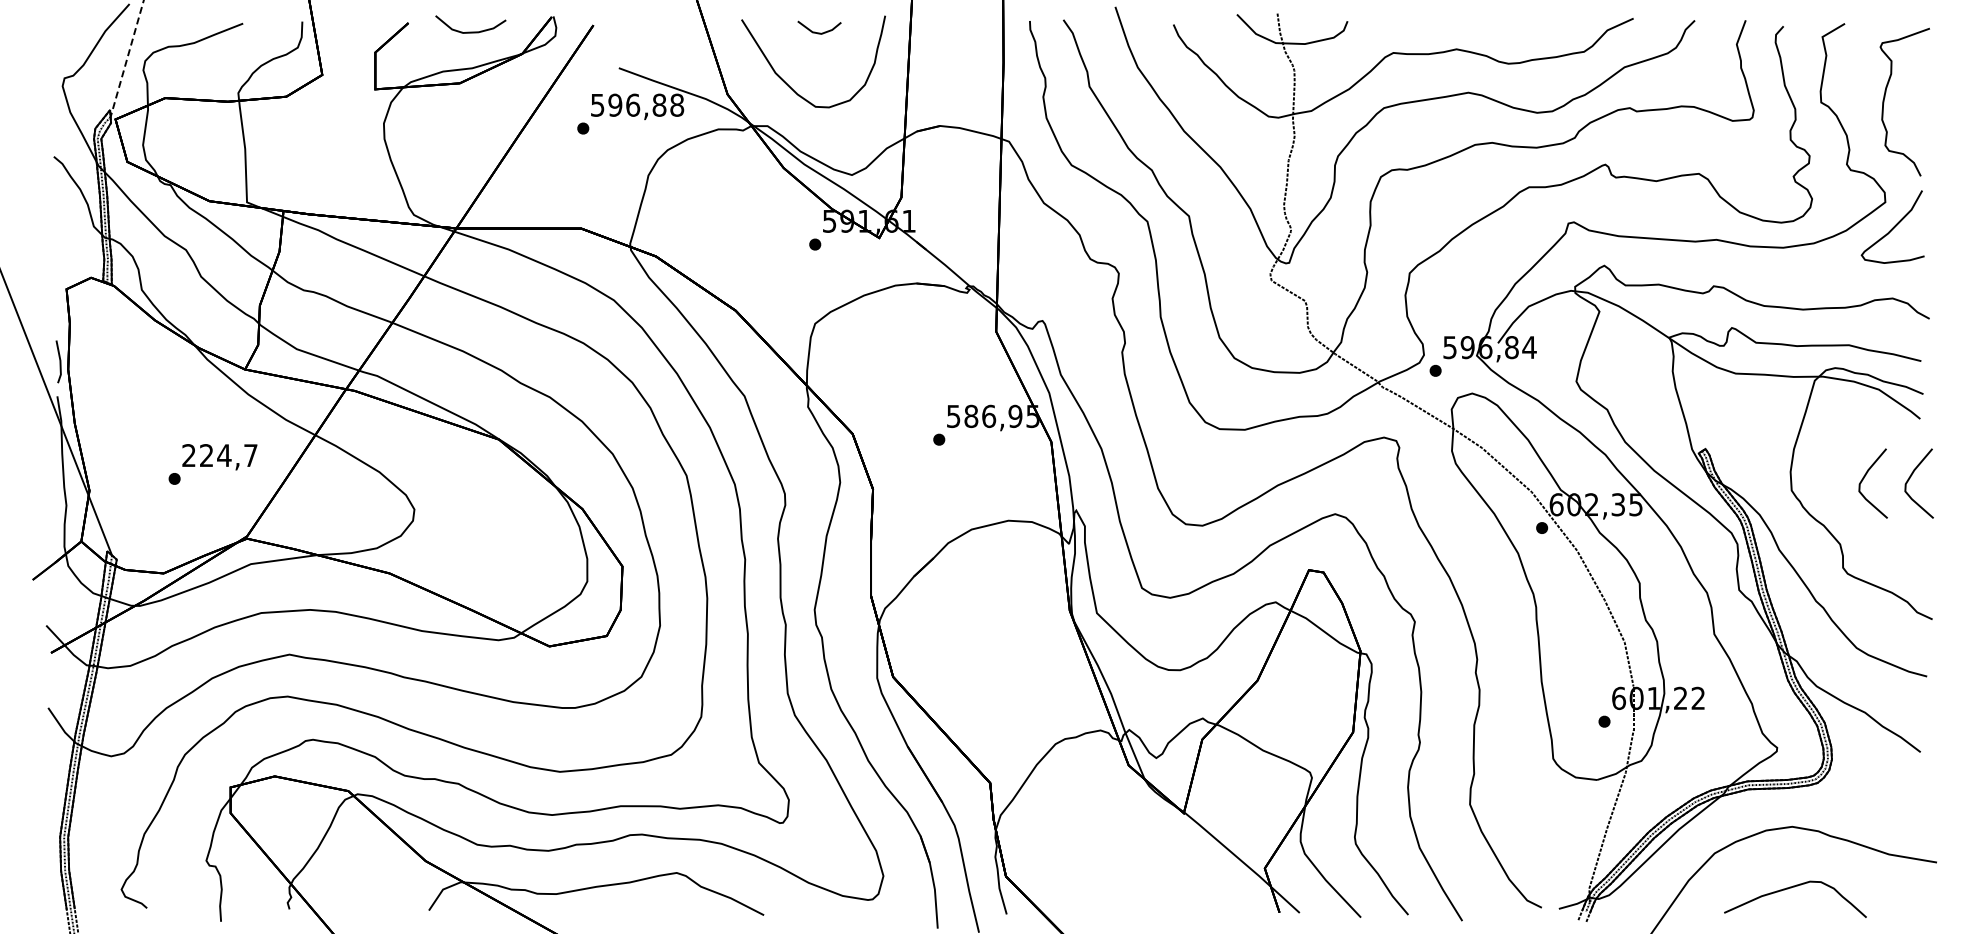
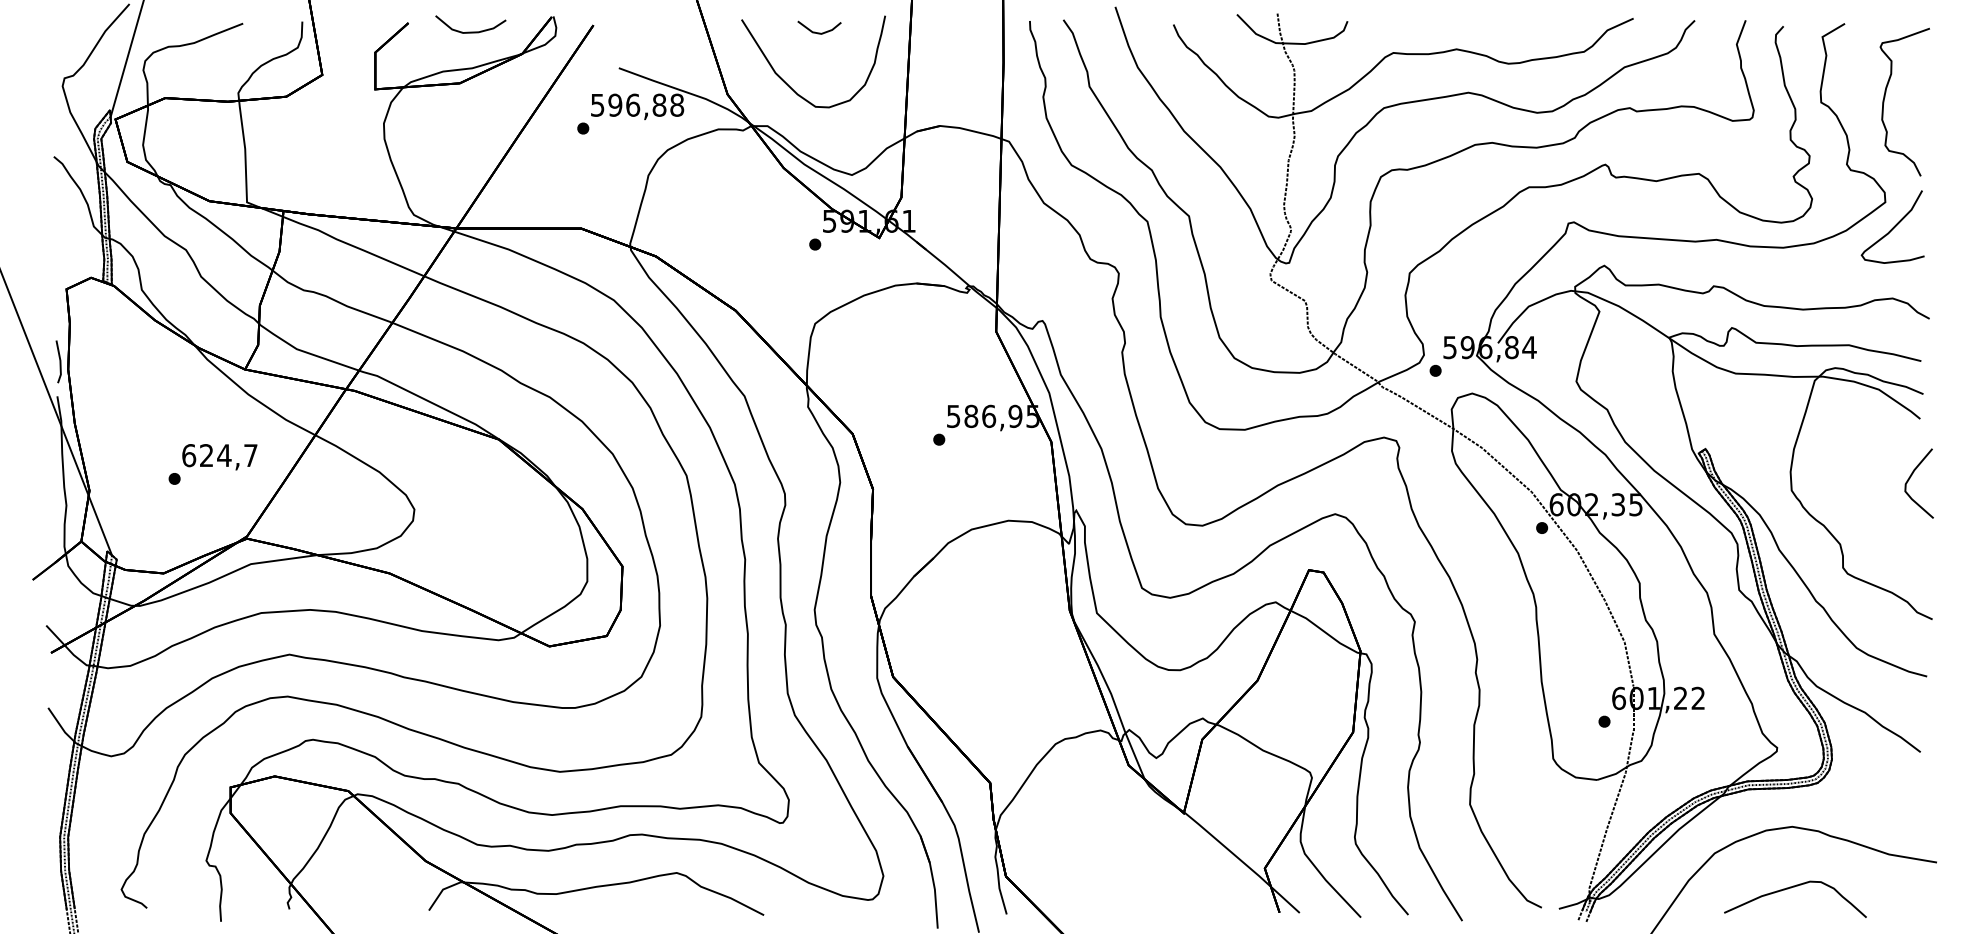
line: dashed -> solid (127, 59)
text: 224,7 -> 624,7 (189, 455)
part: present -> none (1864, 478)
